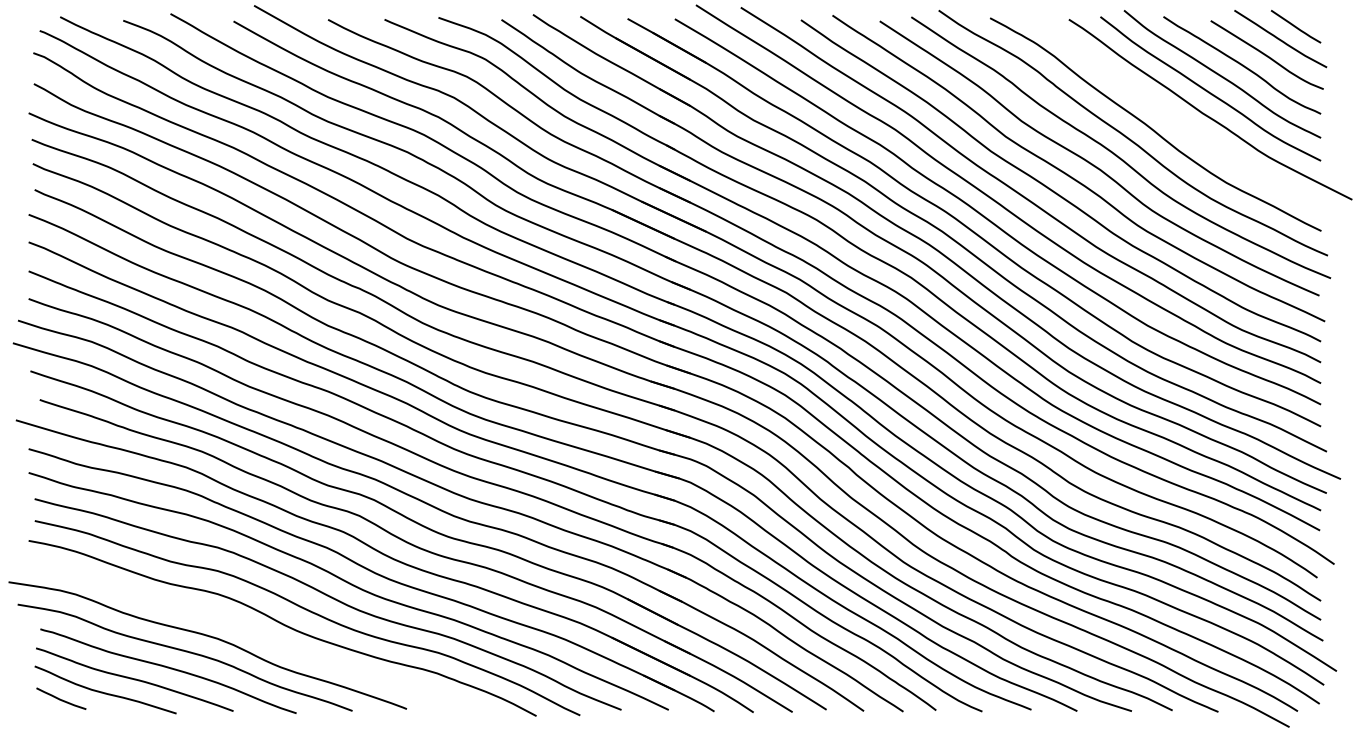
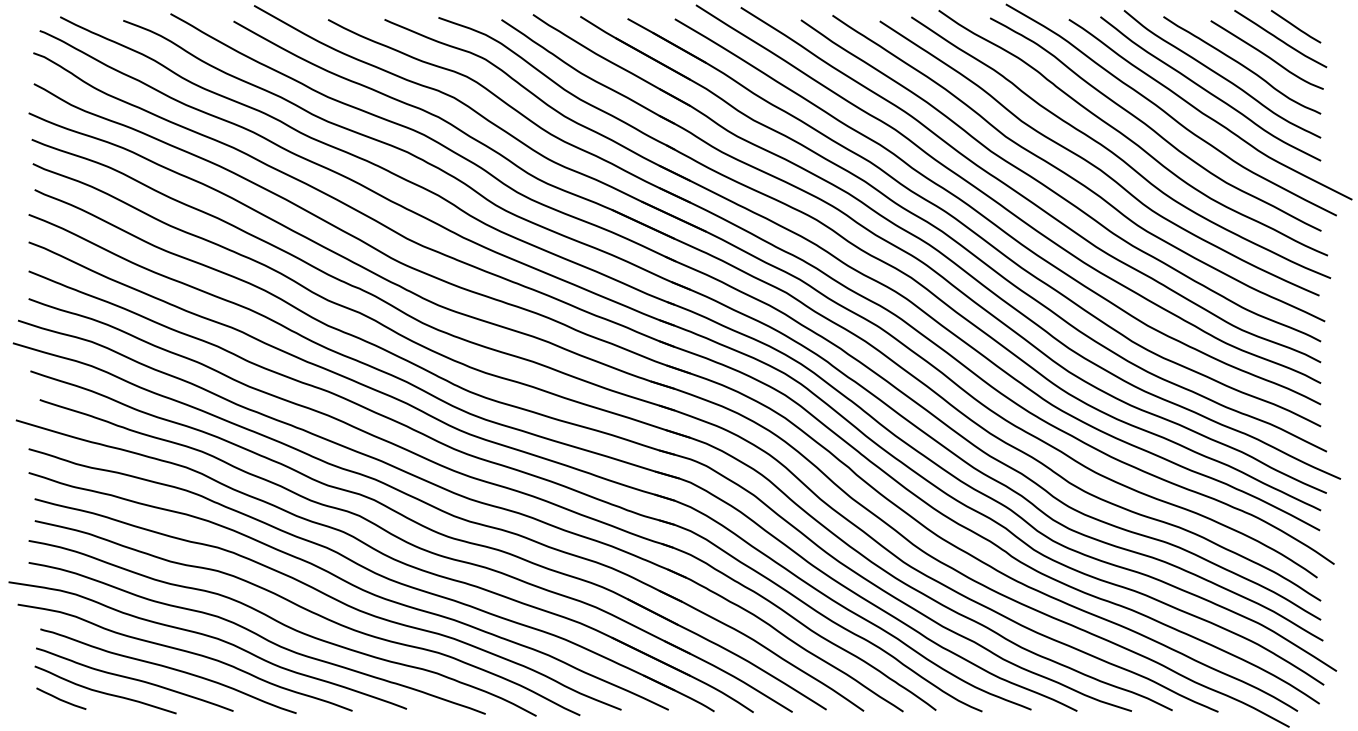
curve: none -> present (1167, 112)
curve: none -> present (258, 636)
